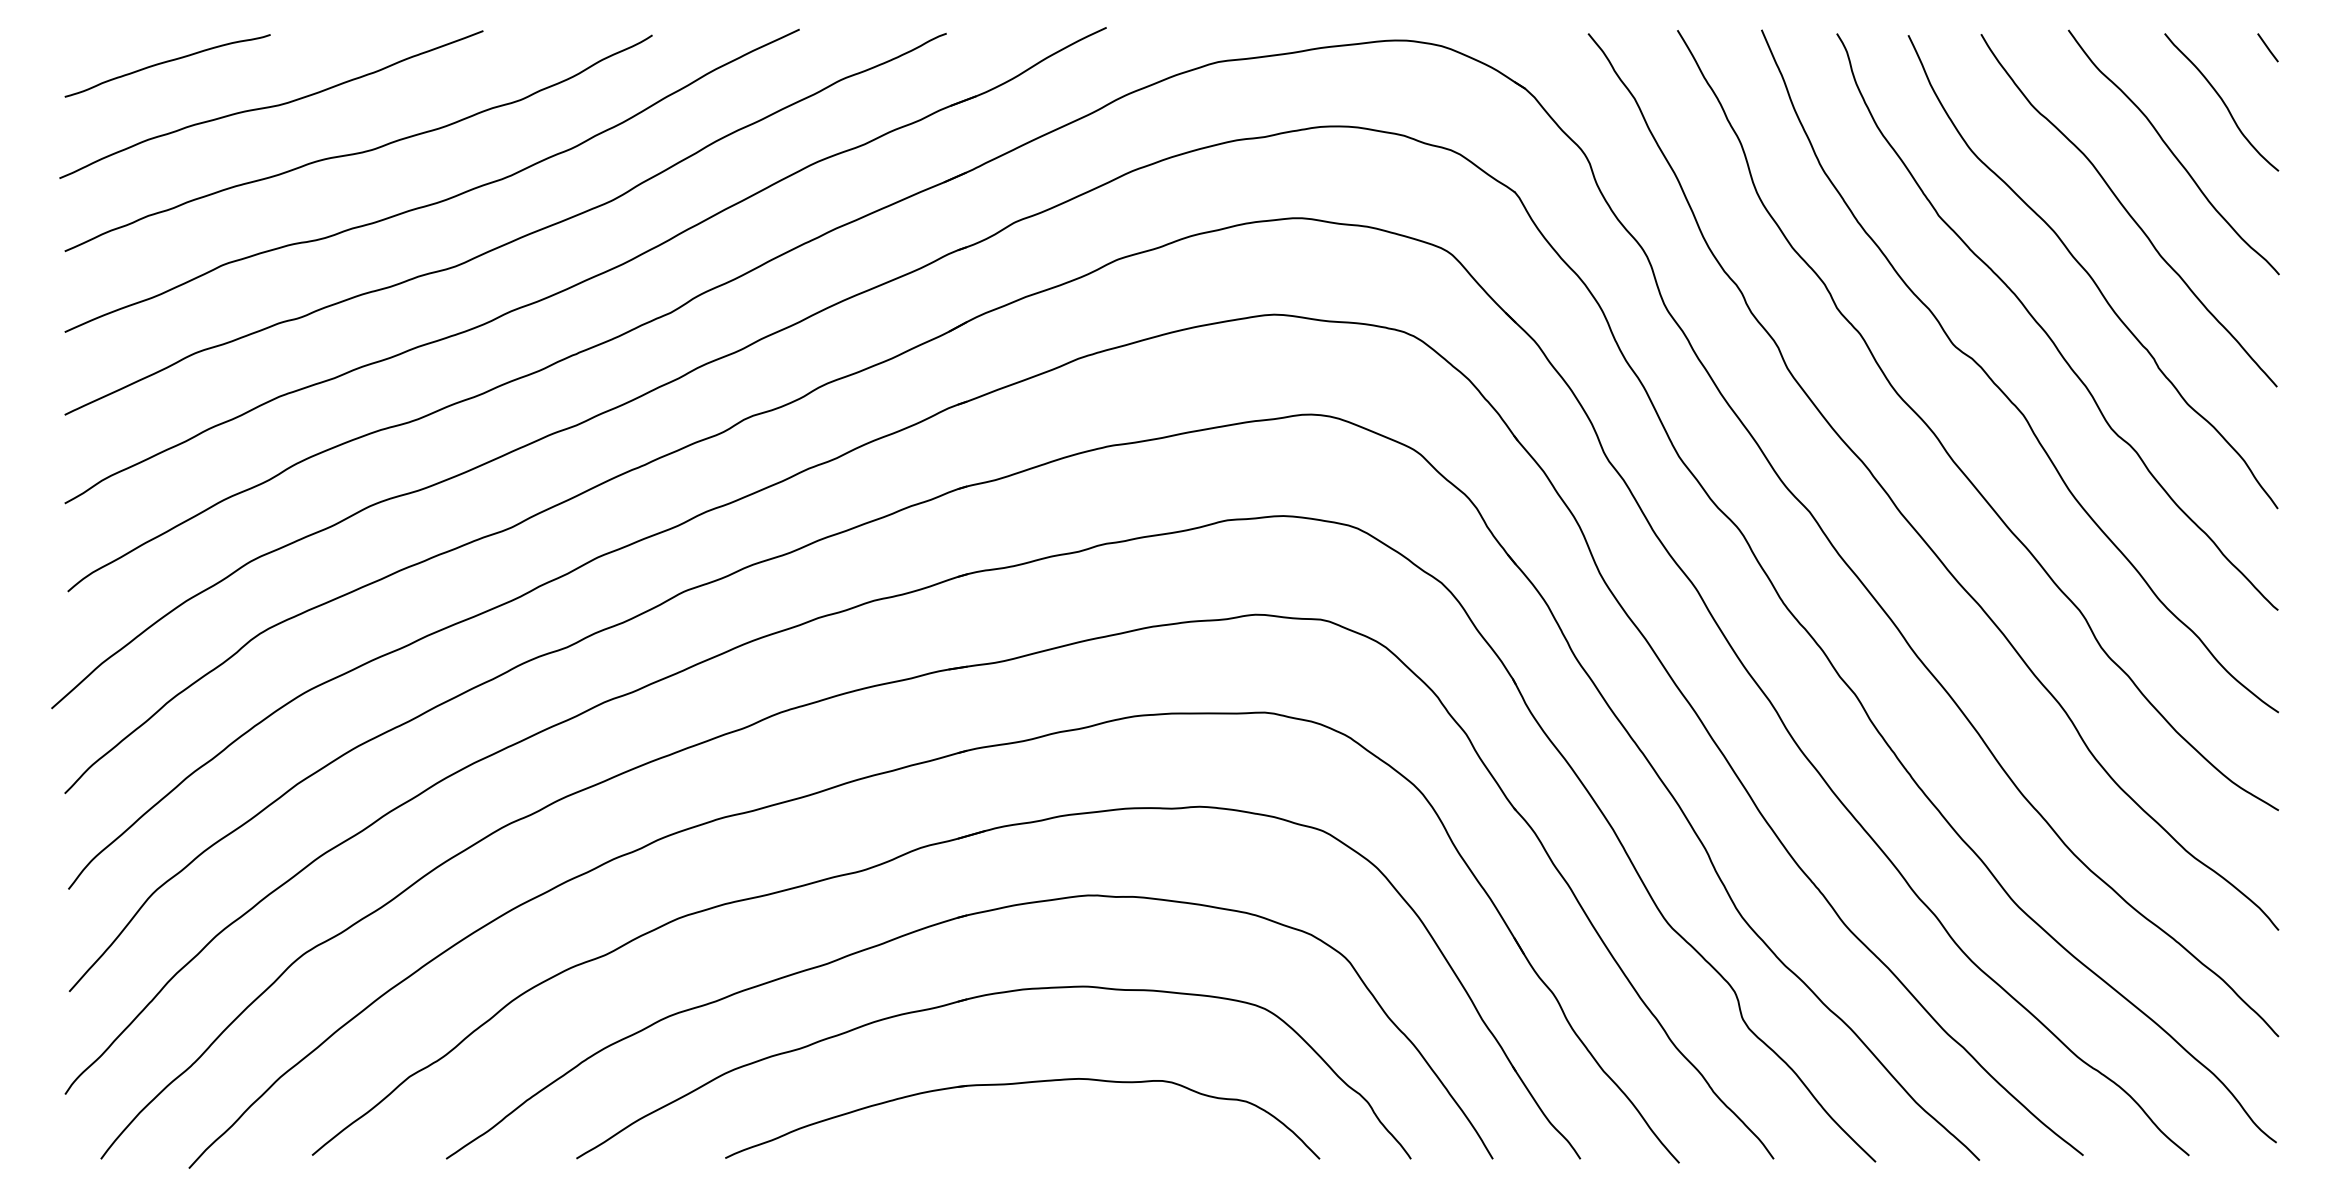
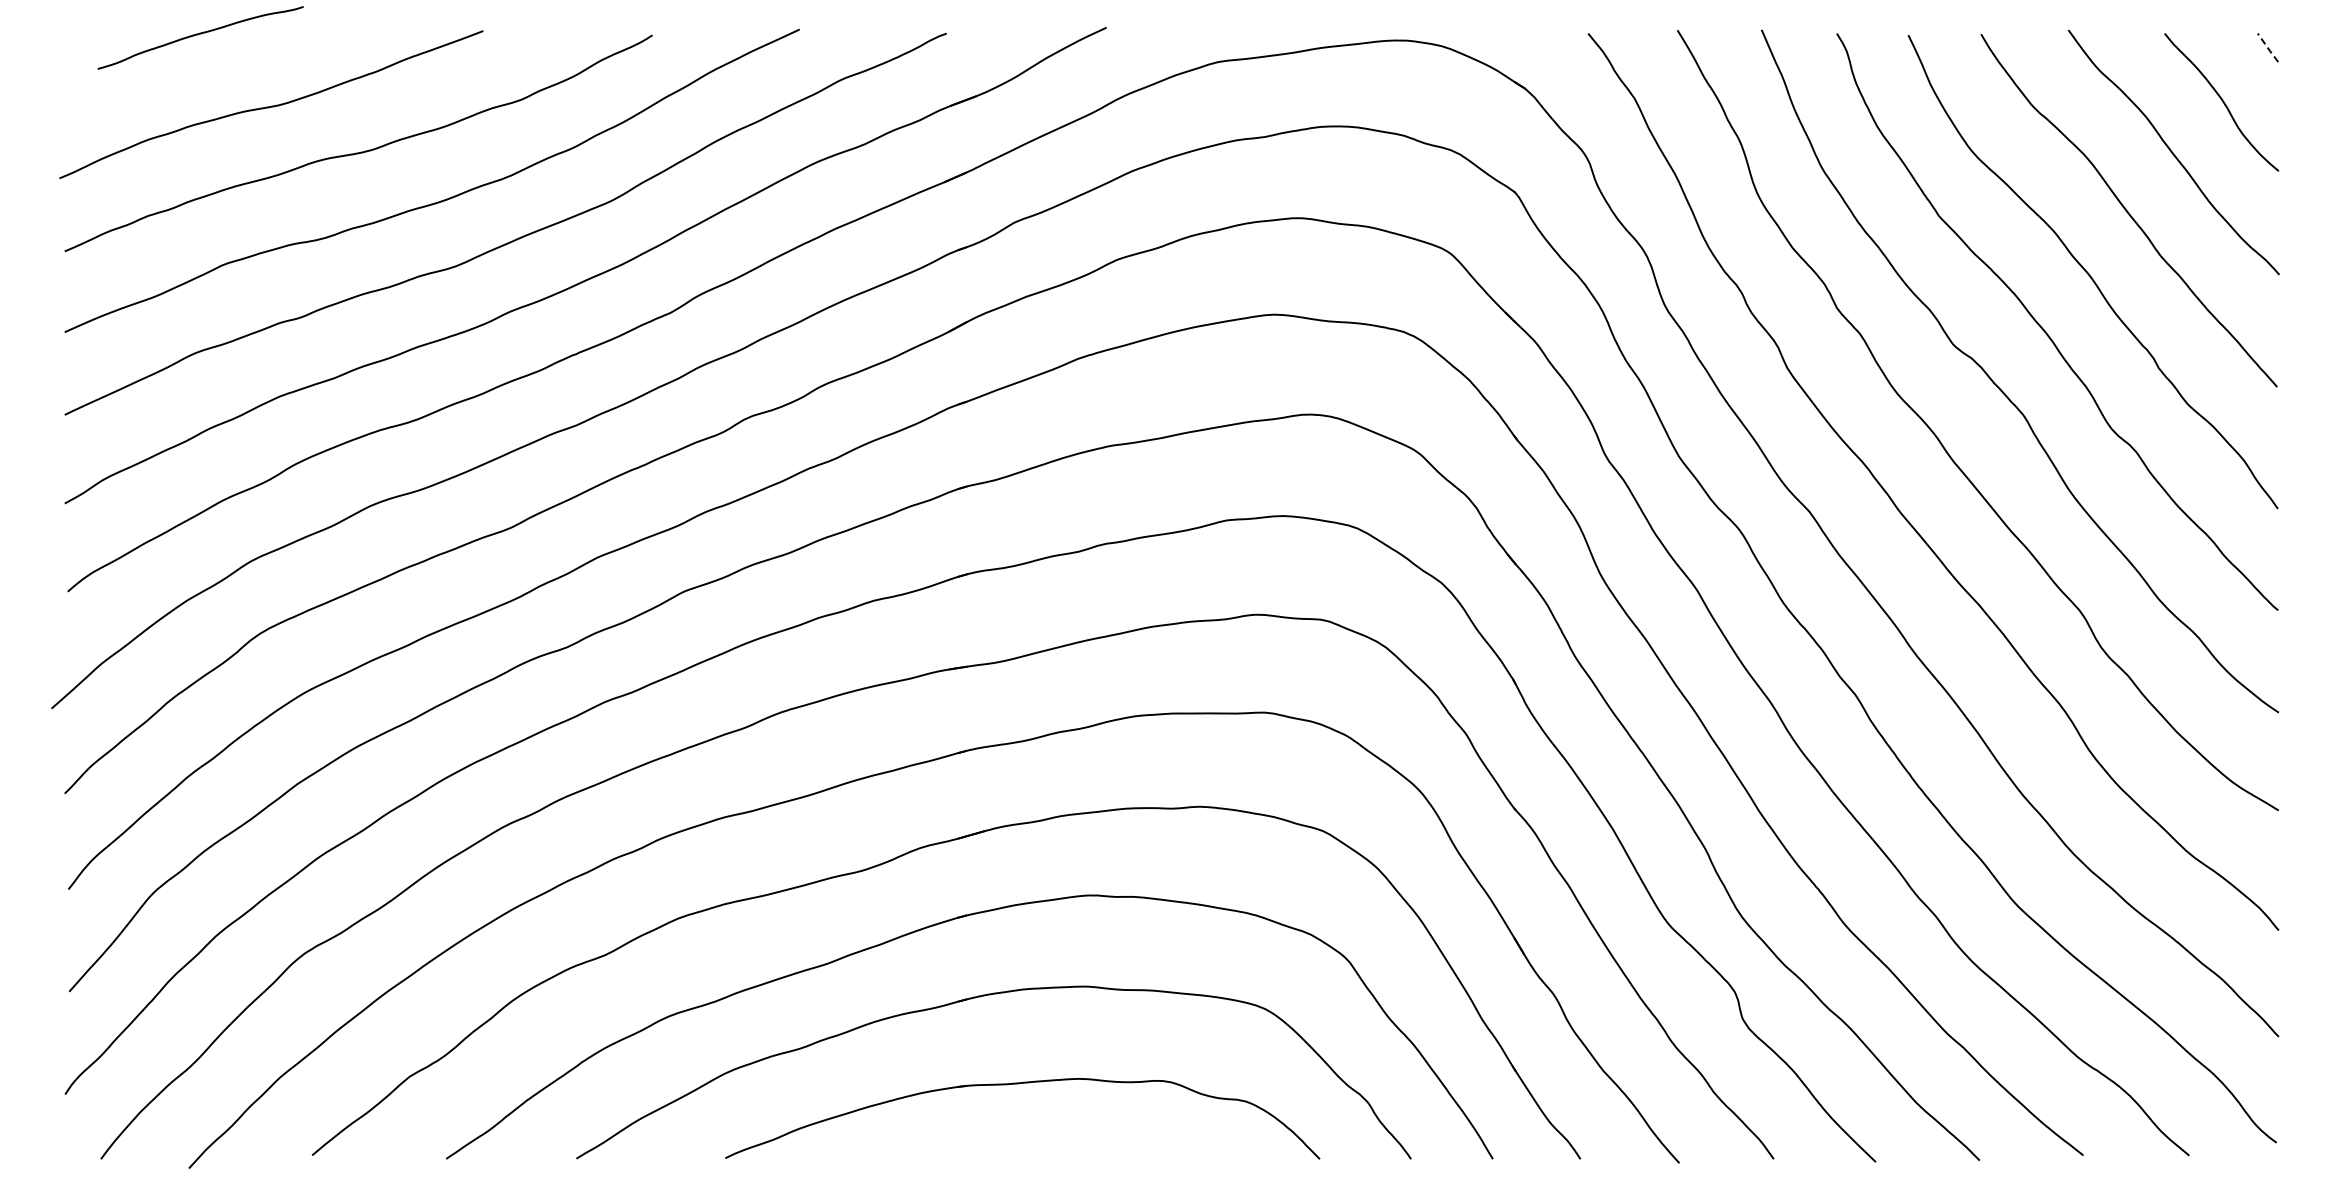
line: solid -> dashed (2268, 48)
curve position: (167, 62) -> (200, 34) (200, 34)
